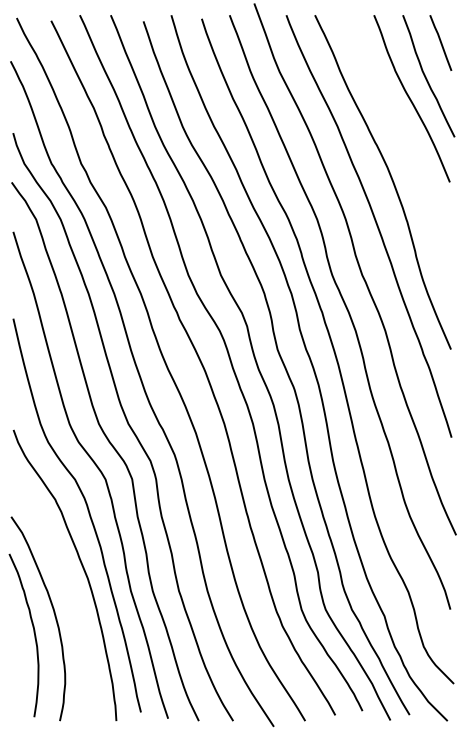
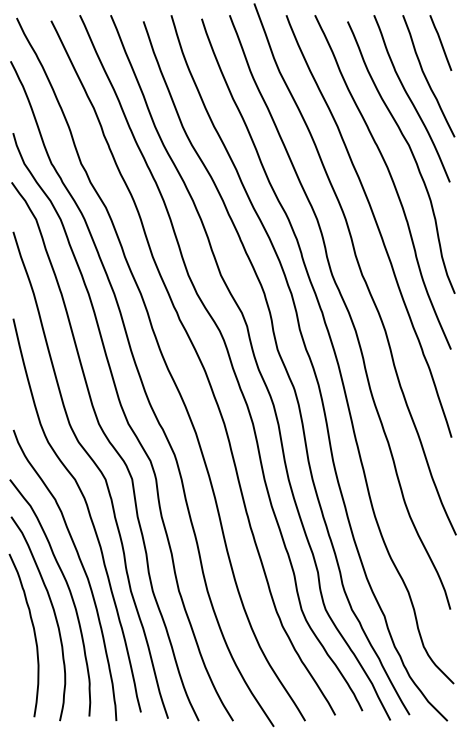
curve: none -> present (411, 154)
curve: none -> present (68, 590)
